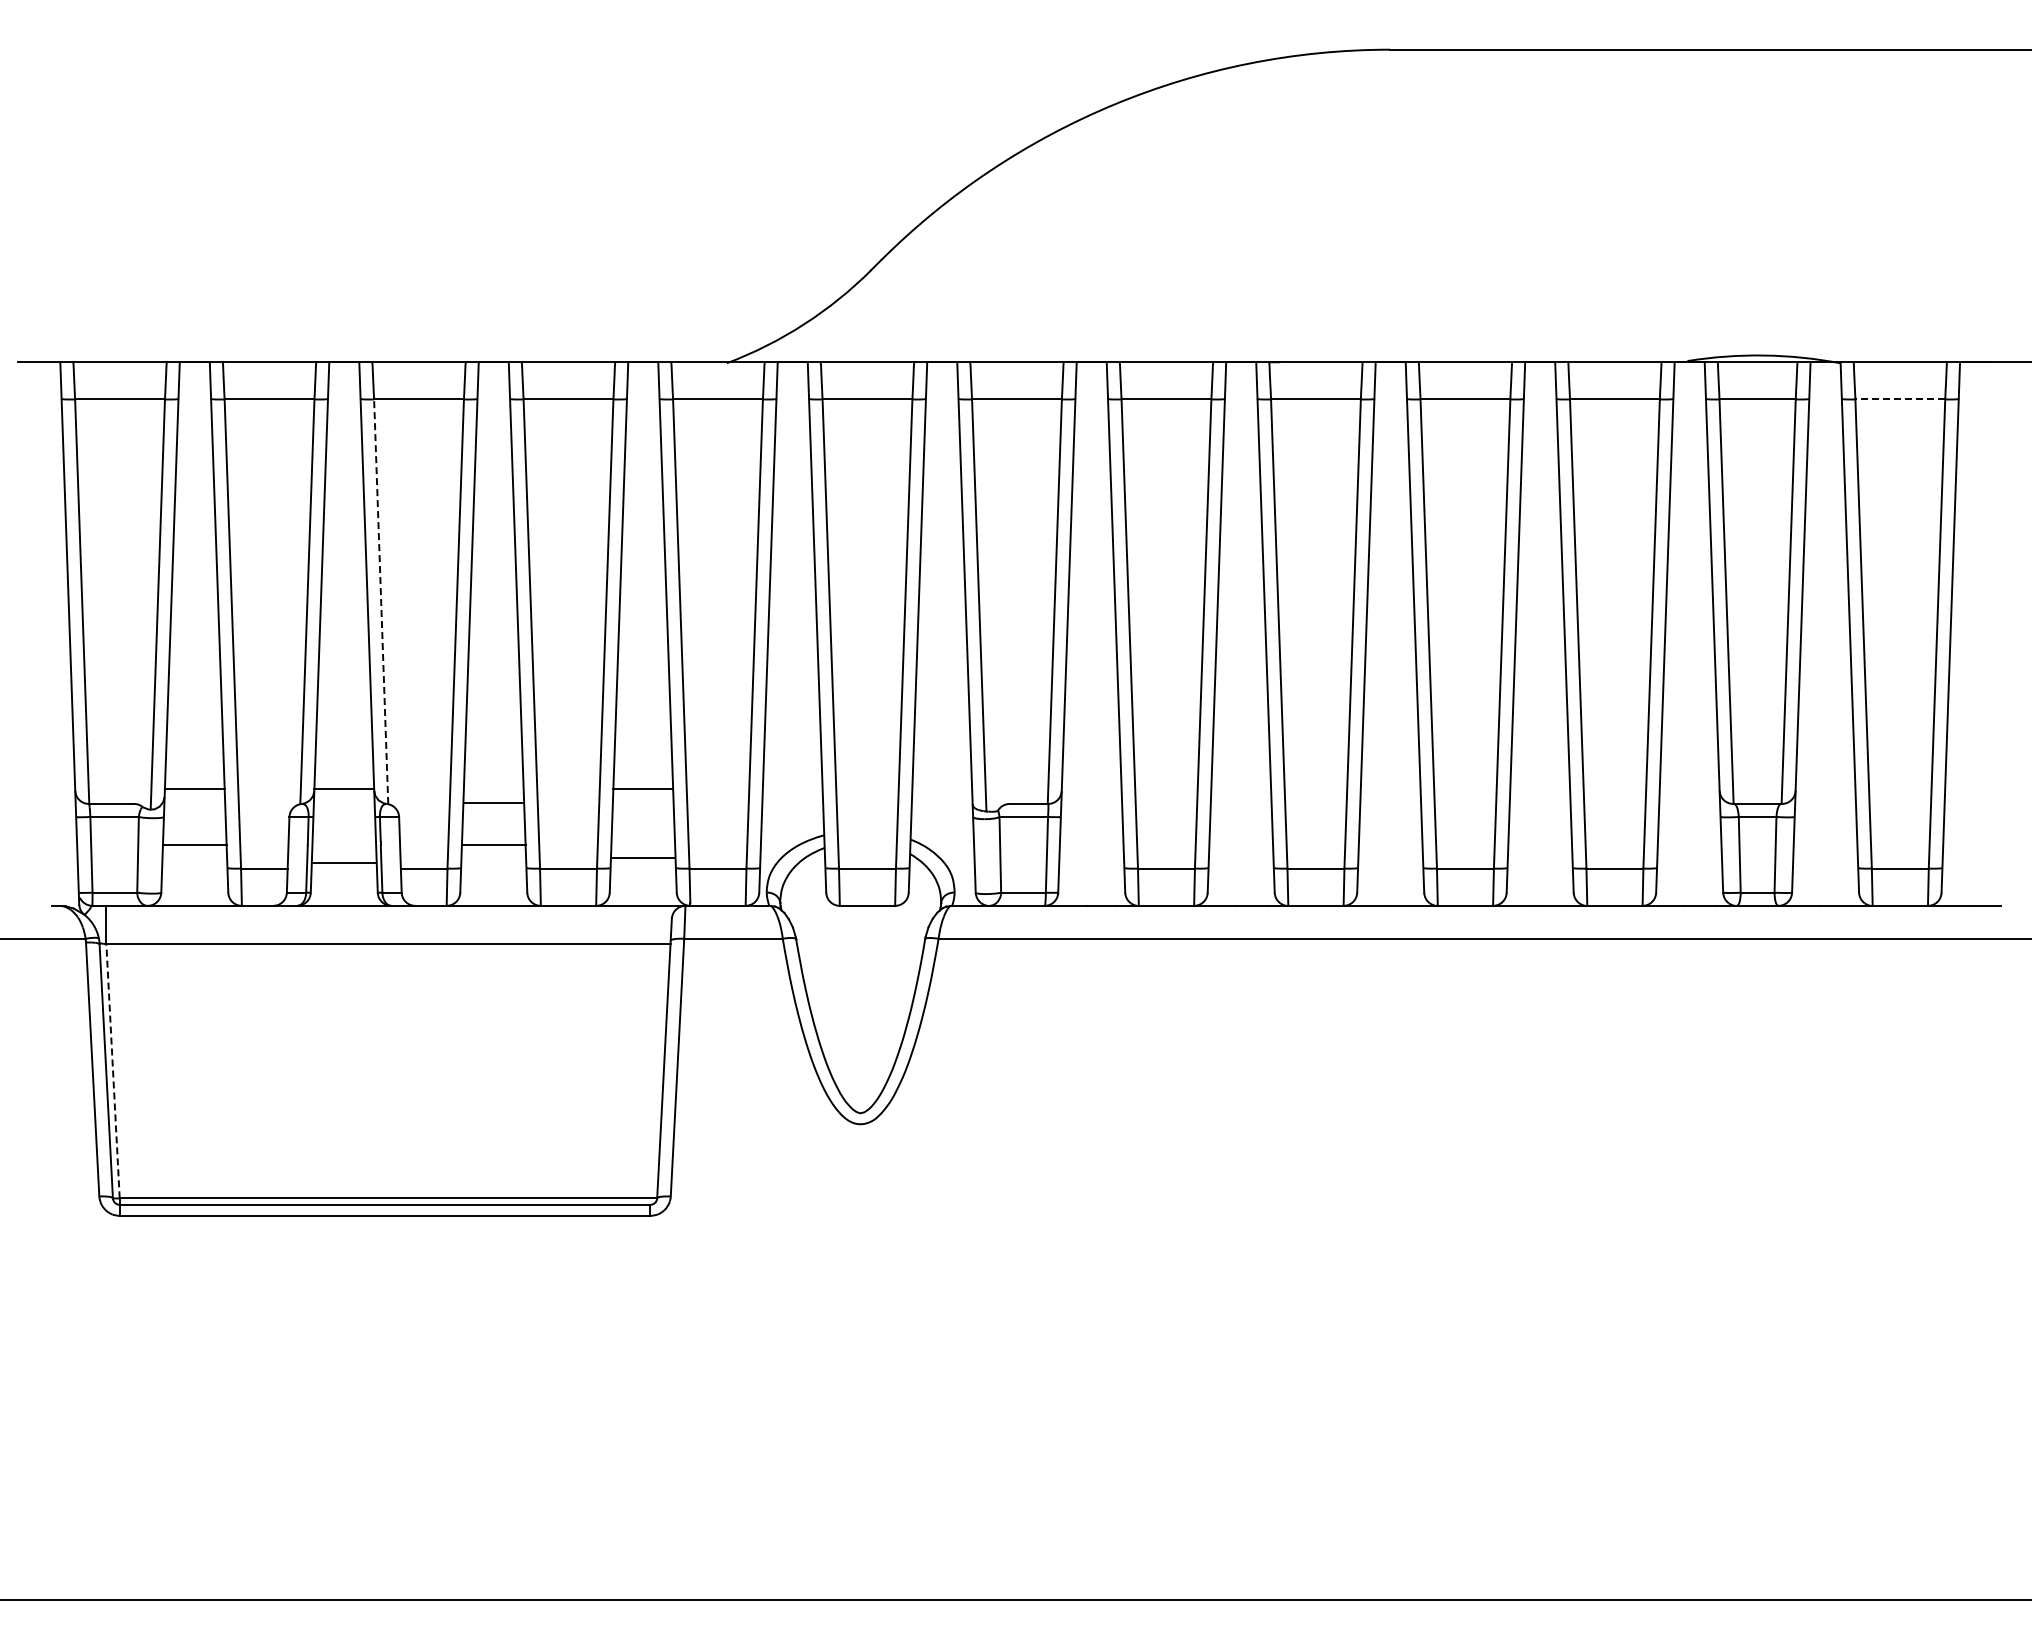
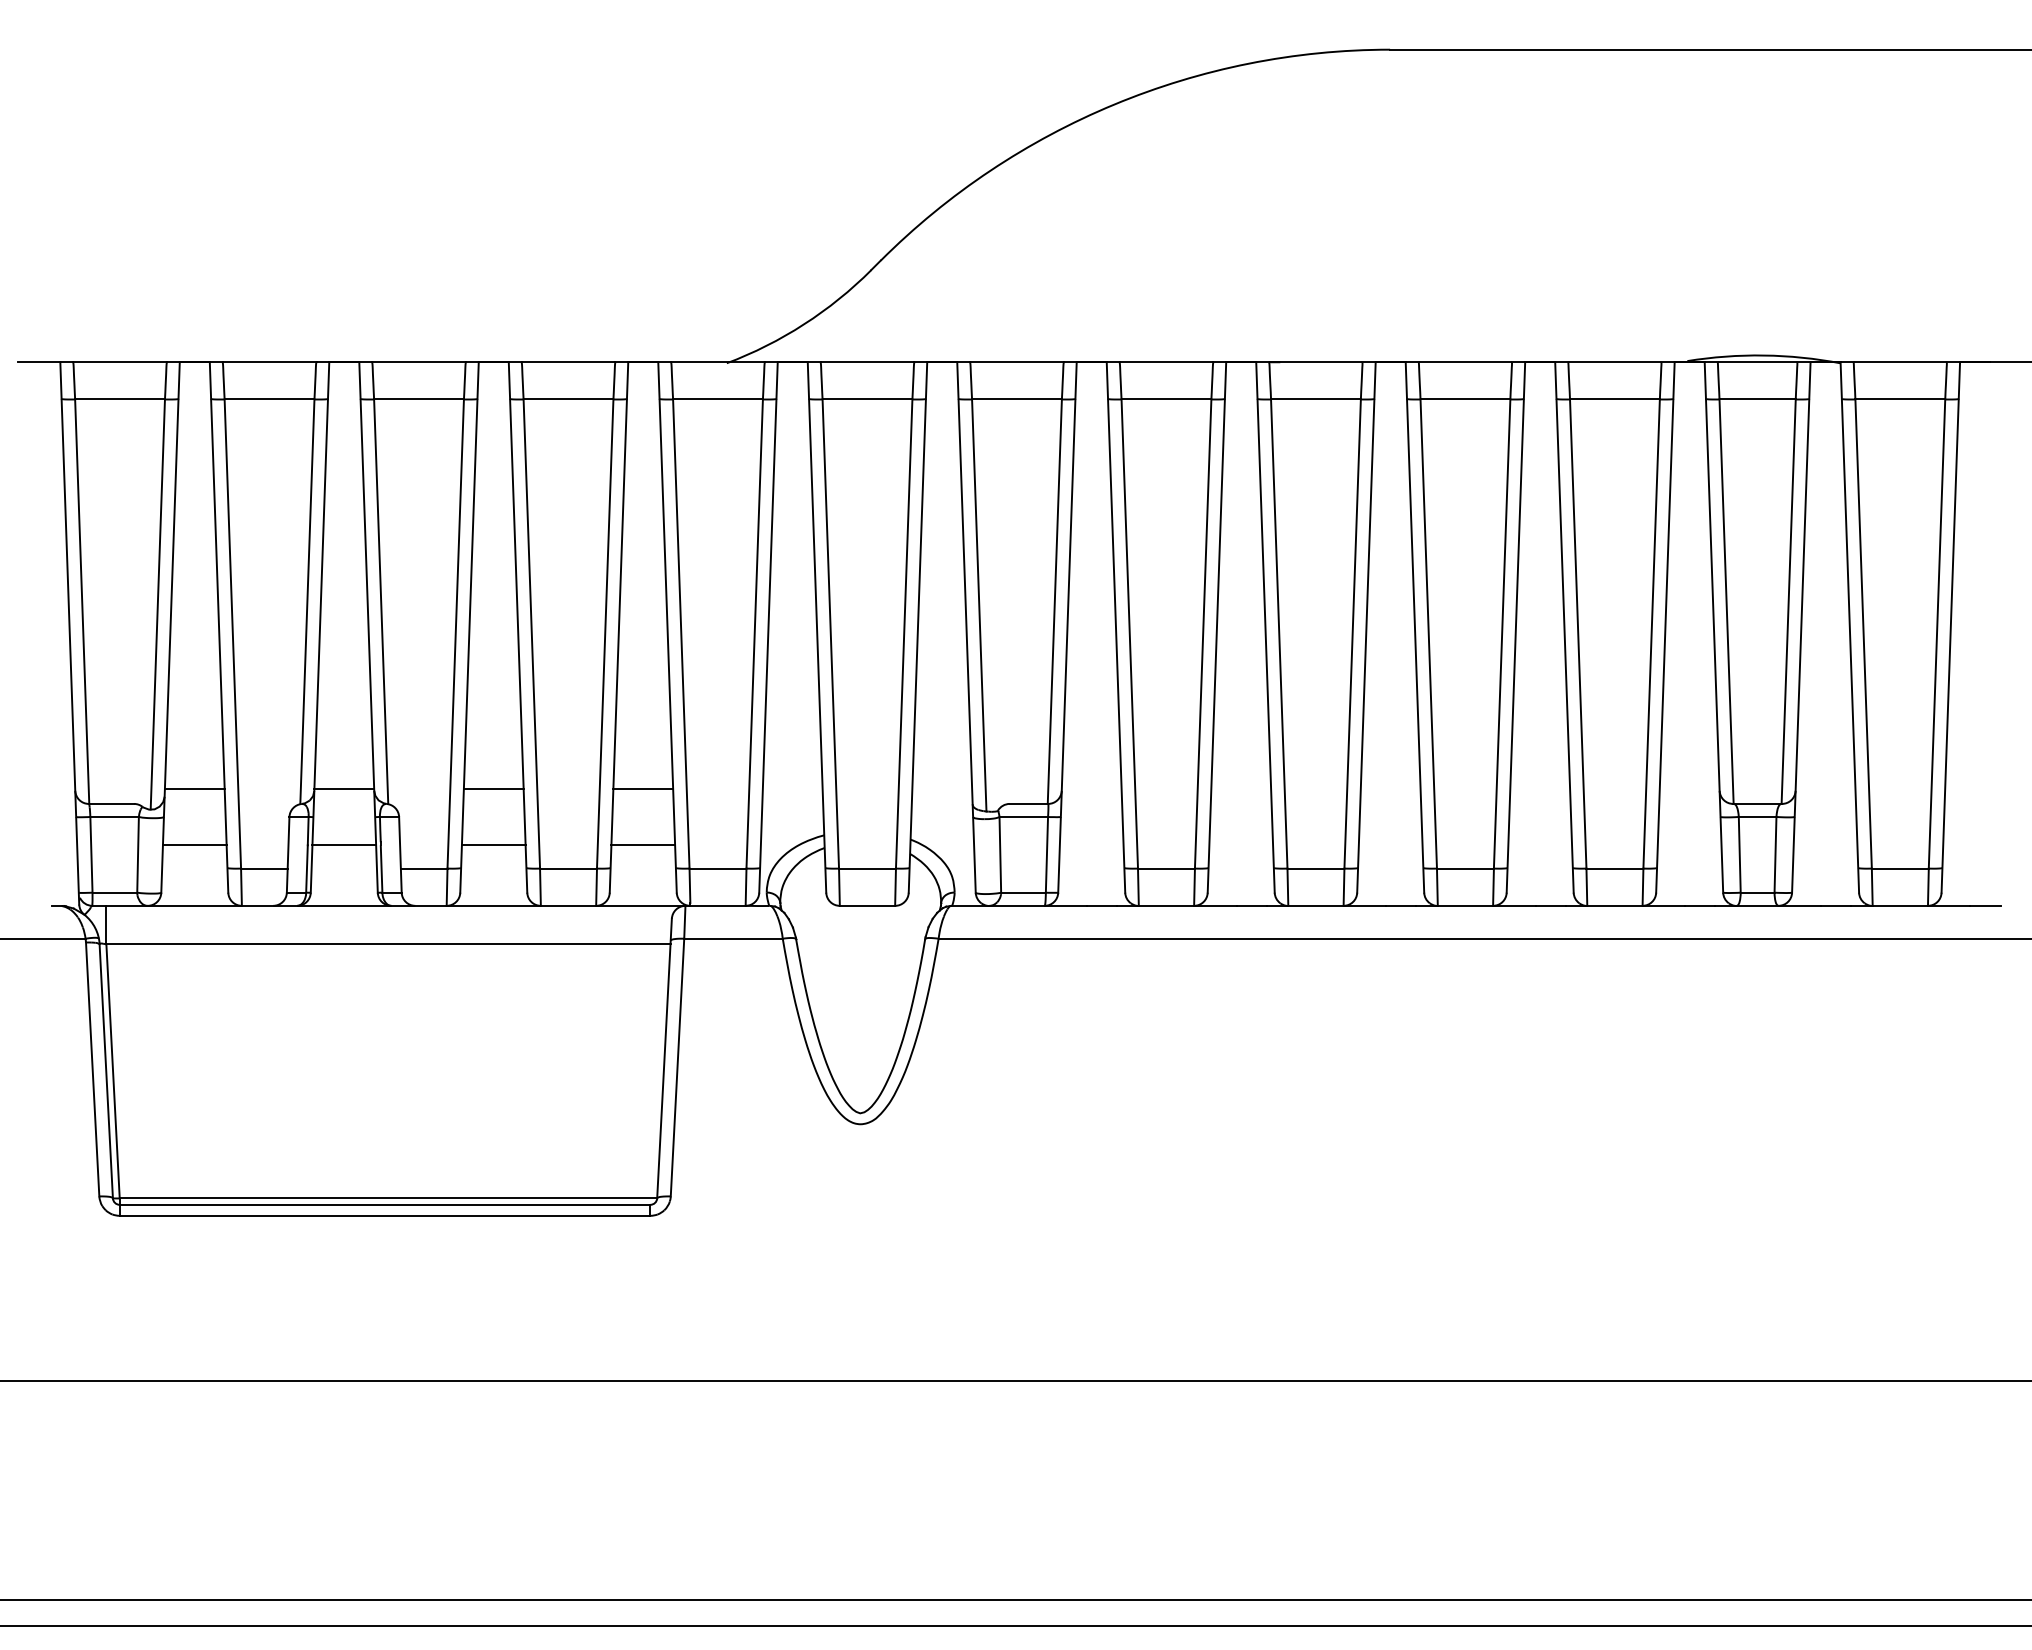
line: dashed -> solid (1900, 399)
line: dashed -> solid (381, 601)
line position: (493, 802) -> (493, 788) (493, 788)
line position: (643, 858) -> (643, 845) (643, 845)
line position: (344, 863) -> (344, 845) (344, 845)
line: dashed -> solid (113, 1070)
line: none -> present (1015, 1381)
line: none -> present (1015, 1626)
